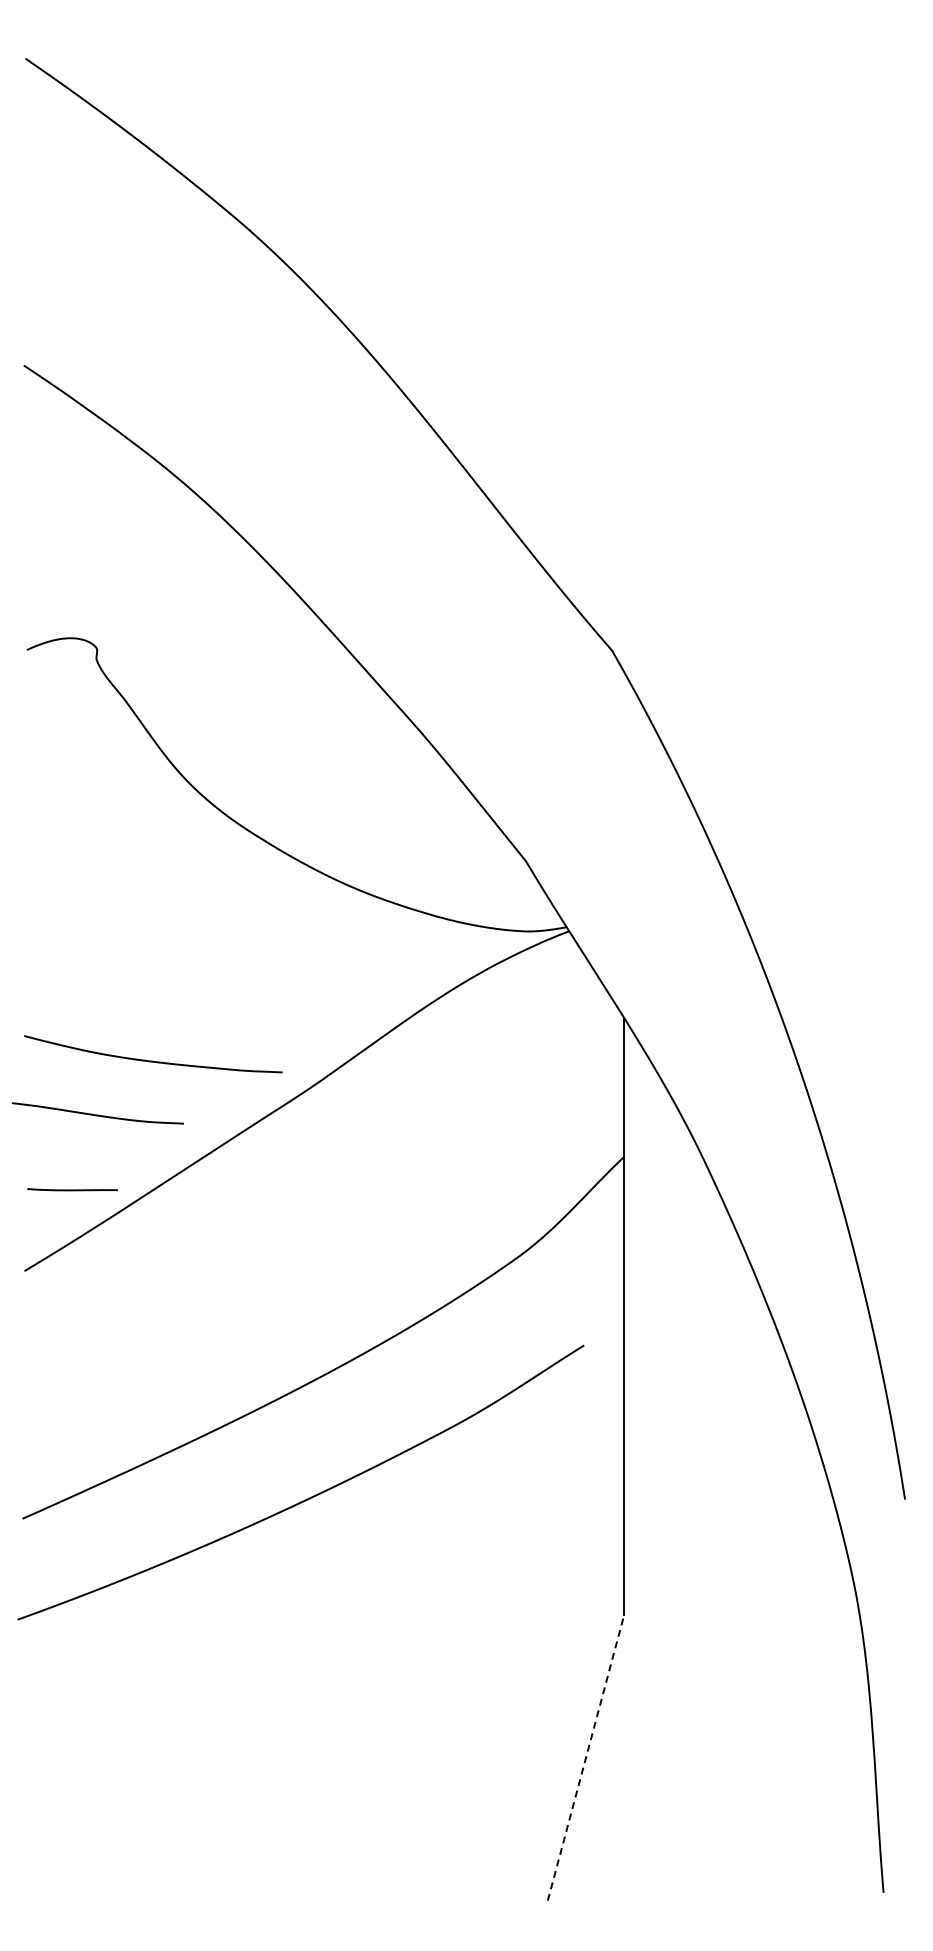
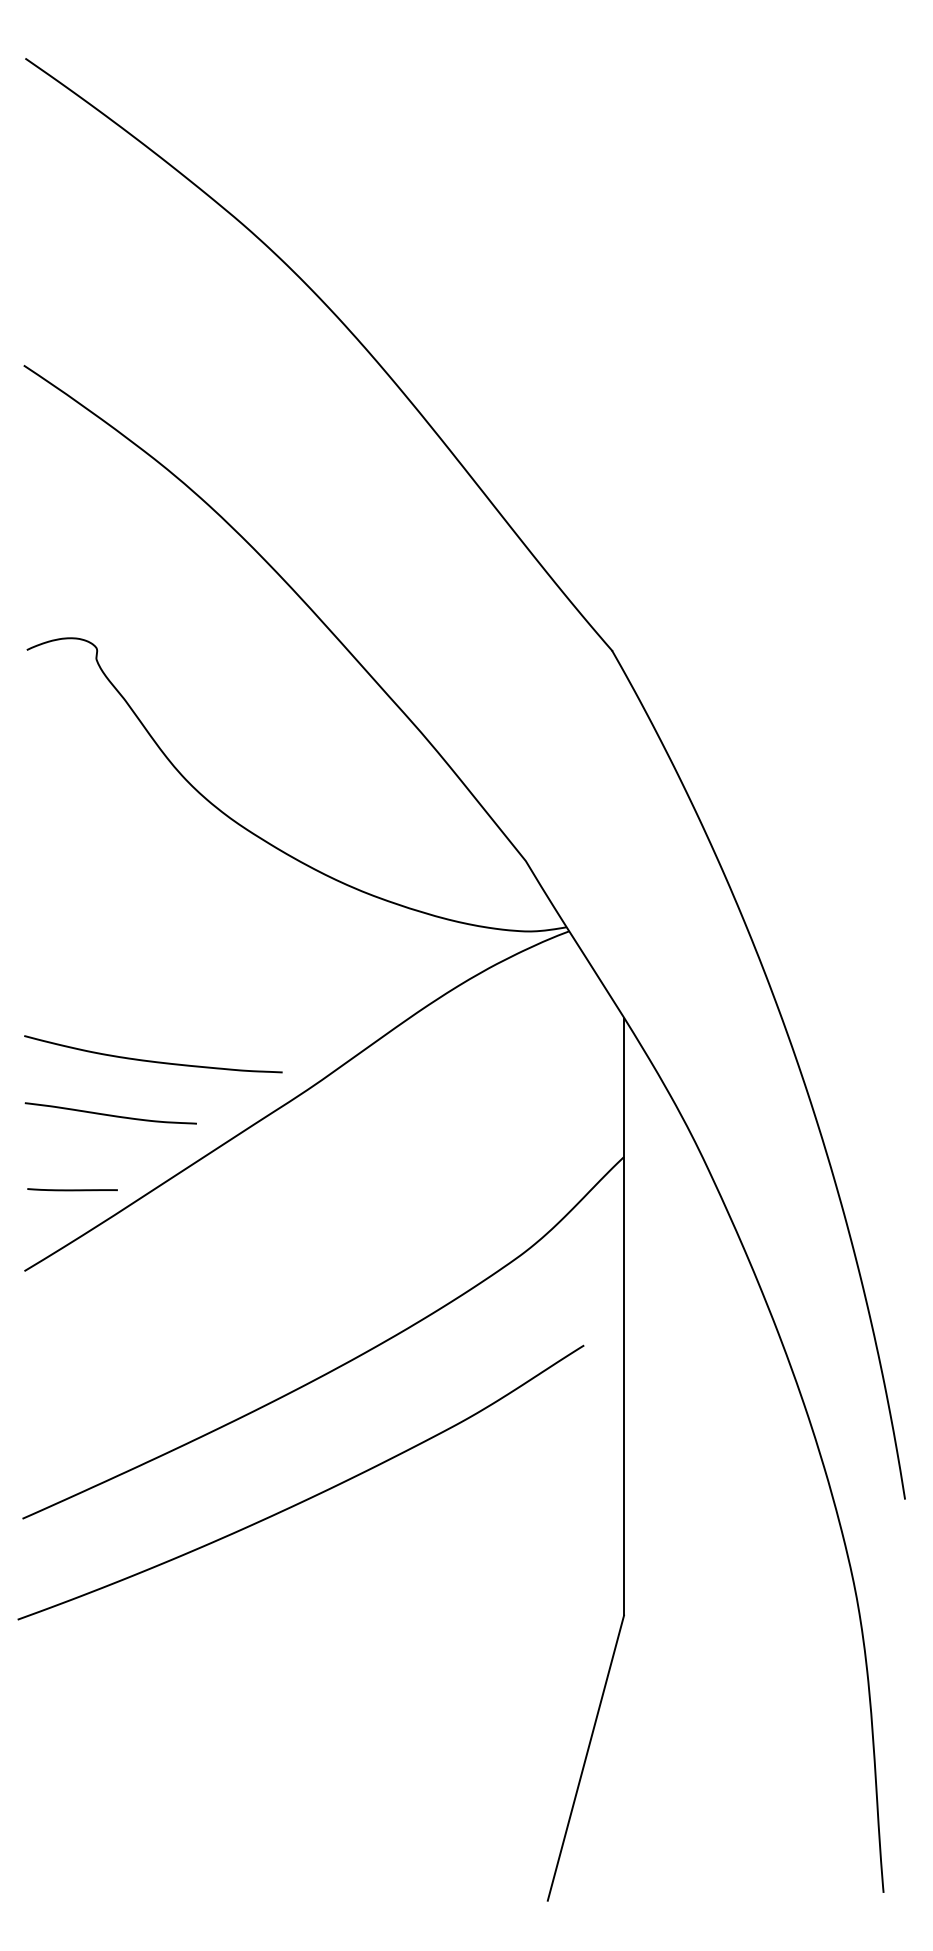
curve position: (97, 1114) -> (110, 1114) (110, 1114)
line: dashed -> solid (585, 1758)
